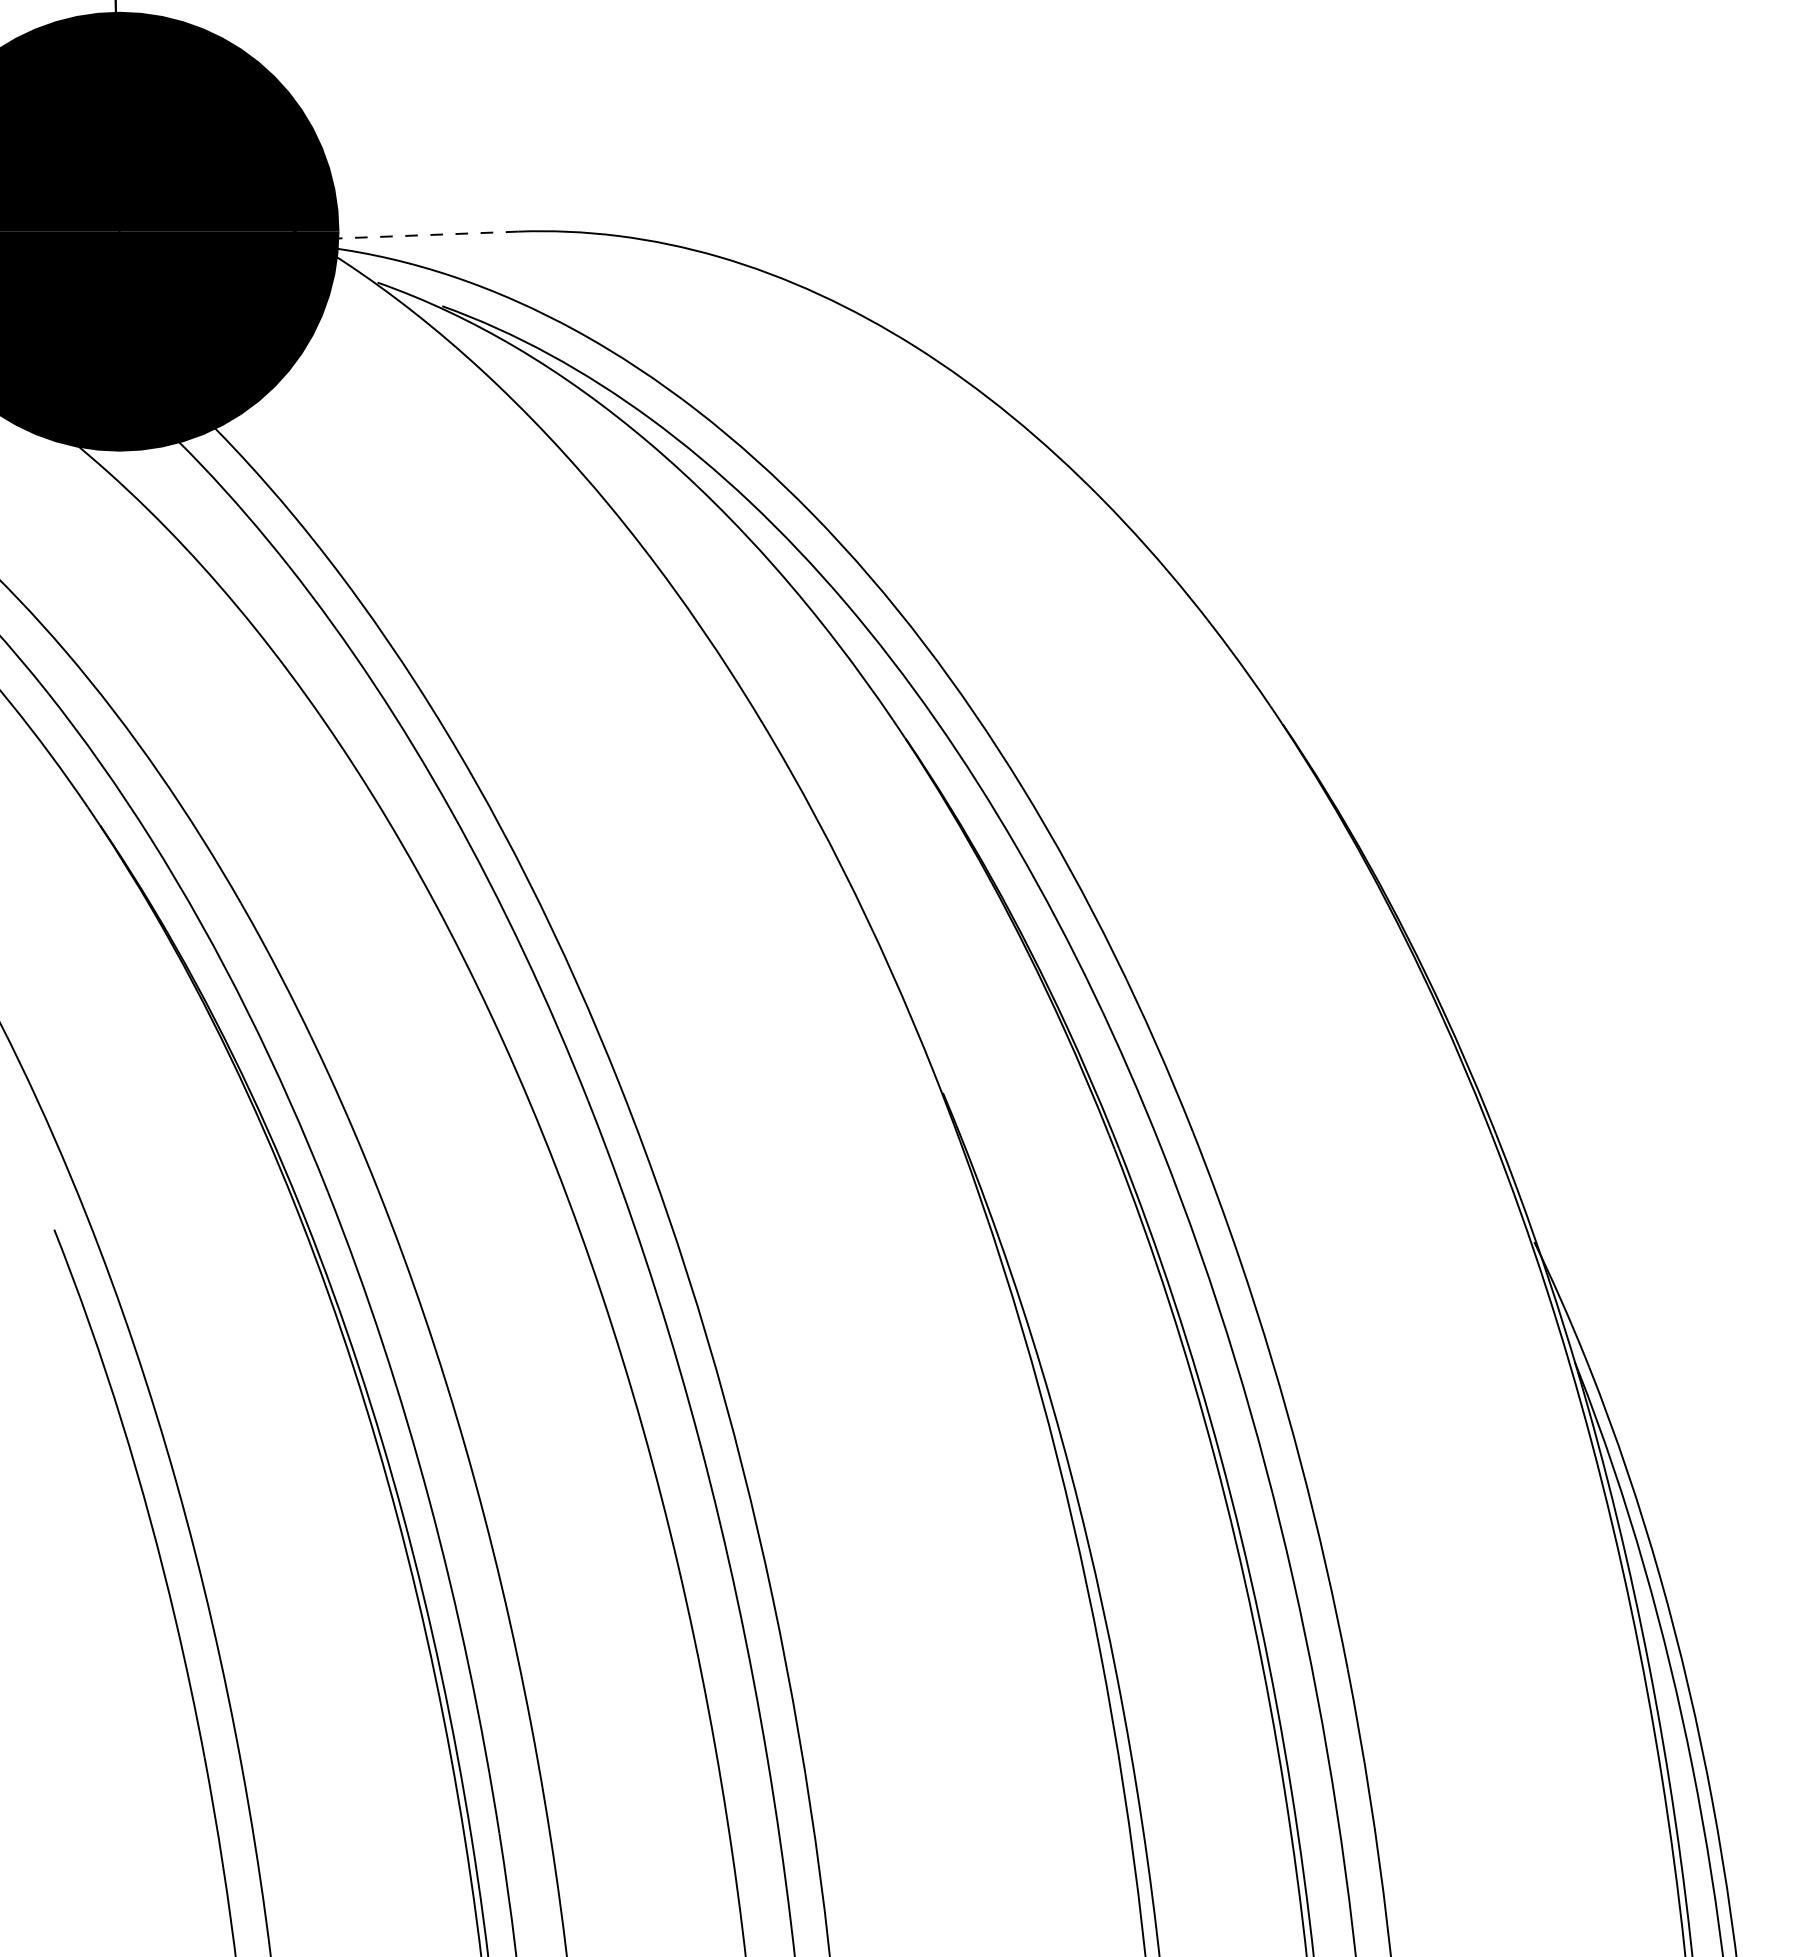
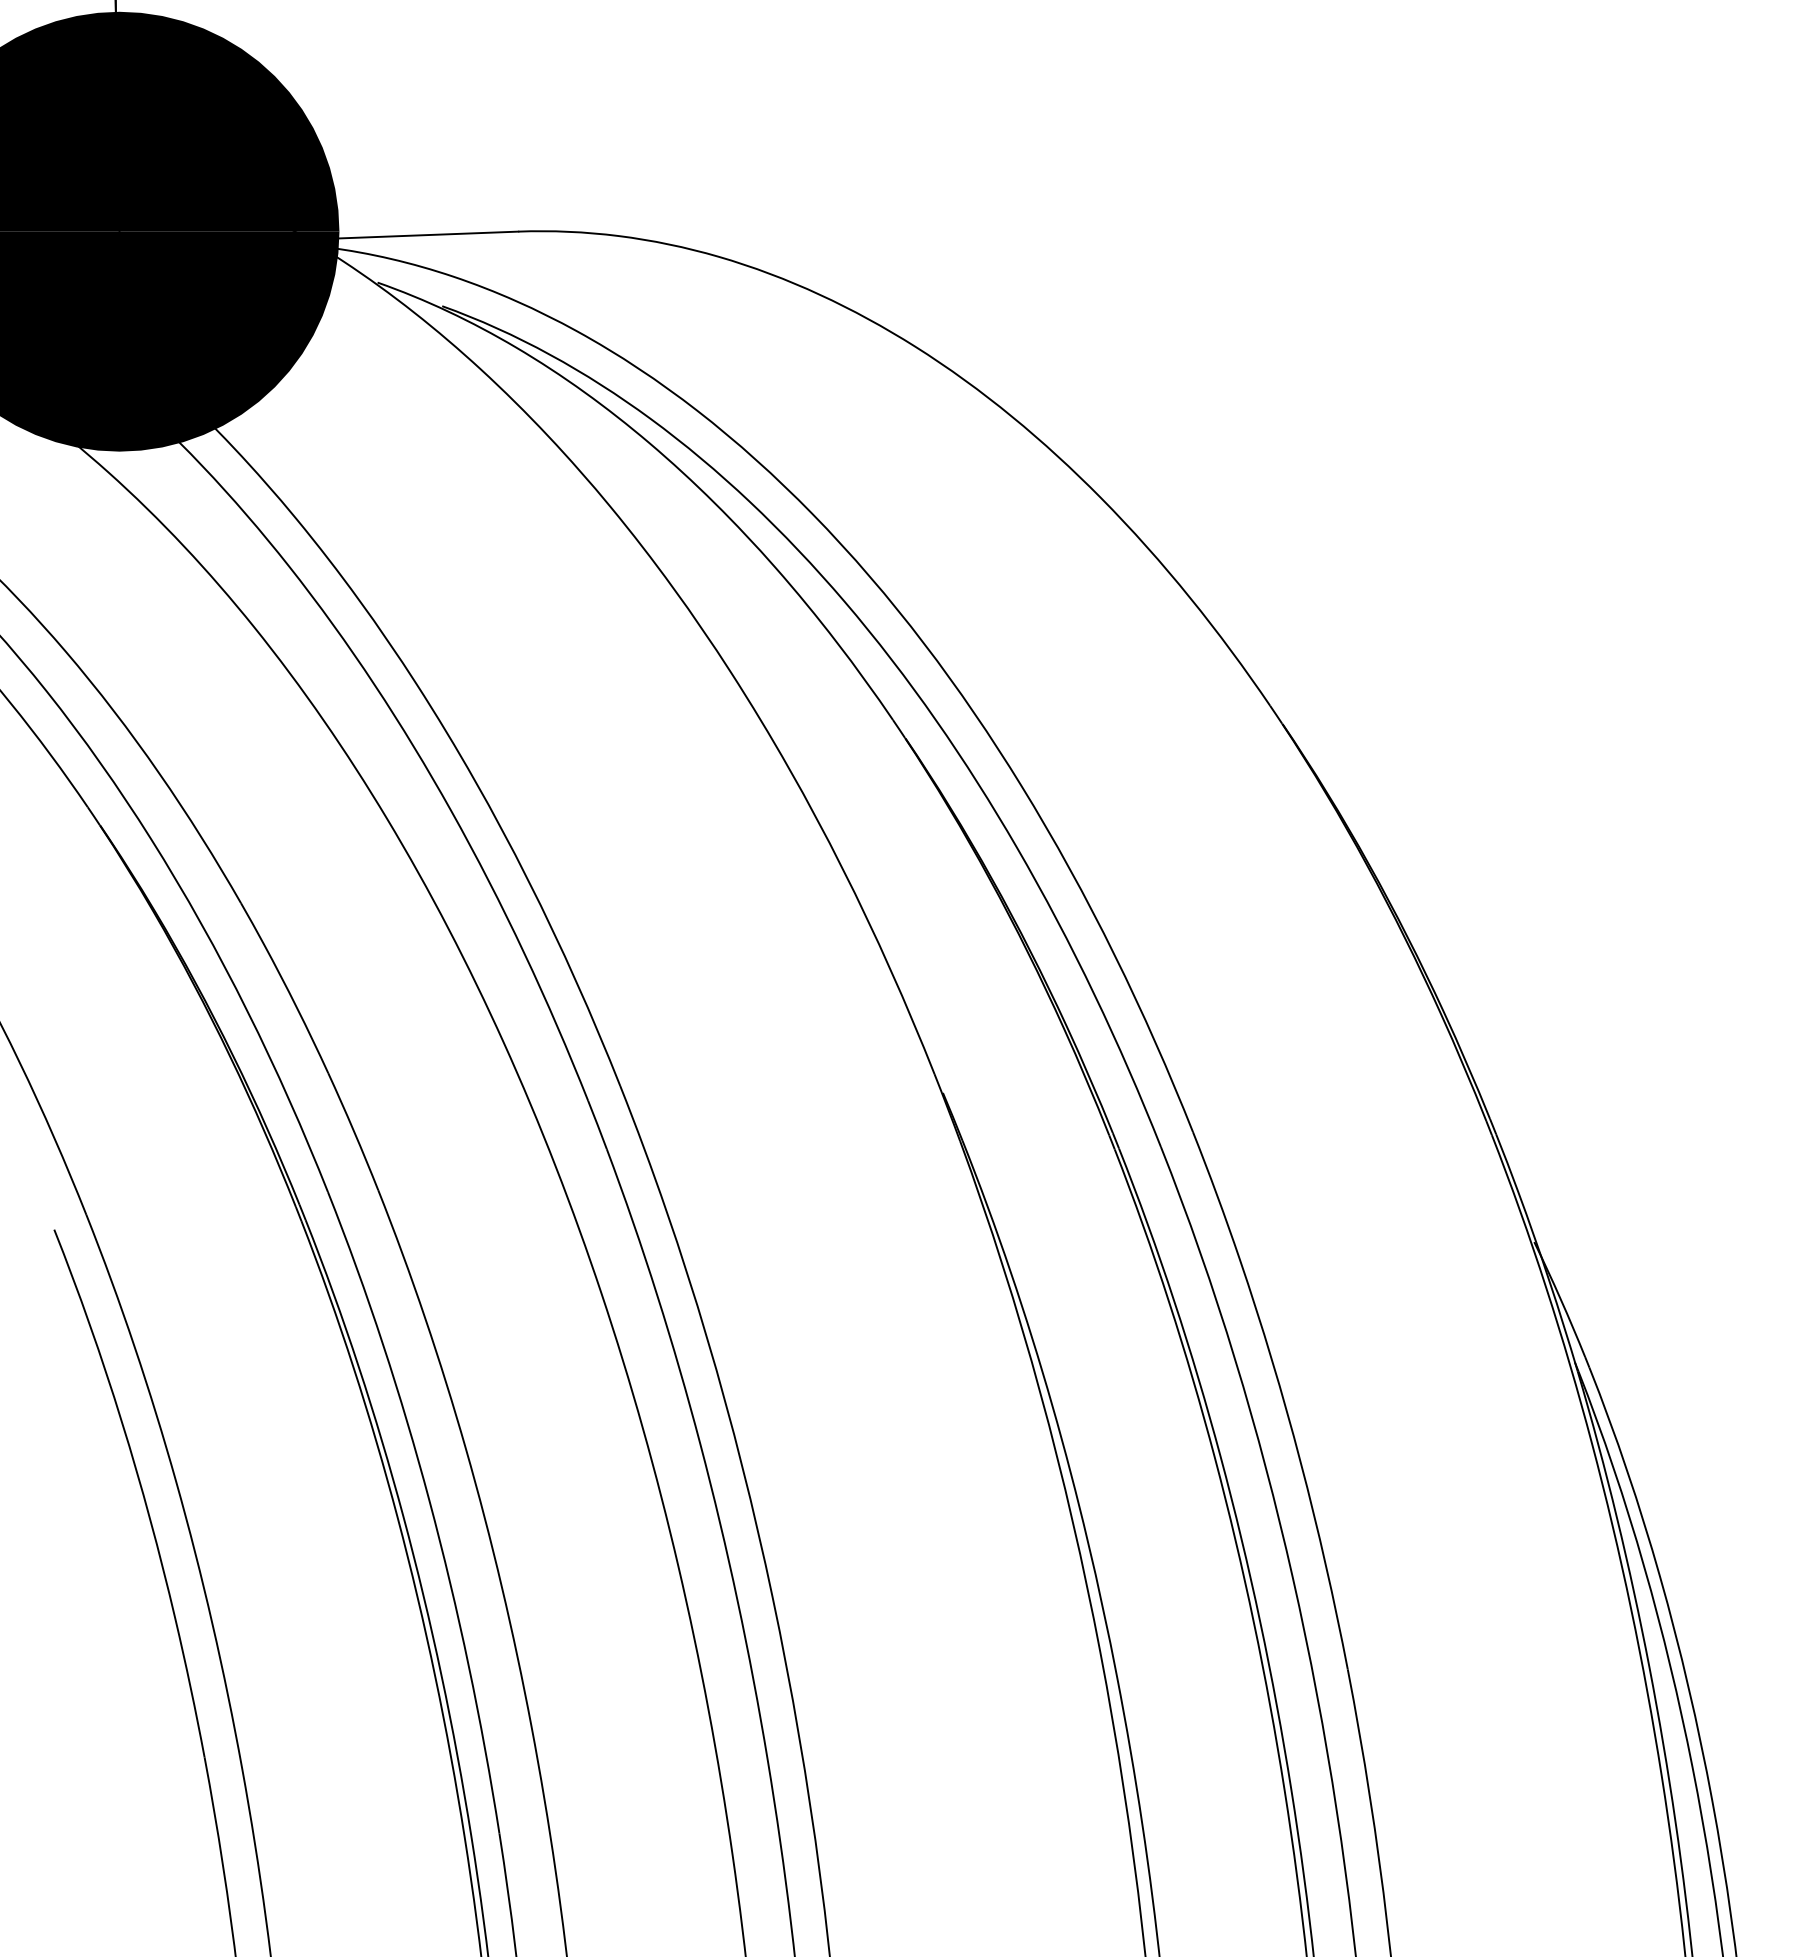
line: dashed -> solid (411, 235)
